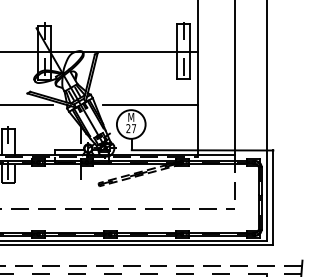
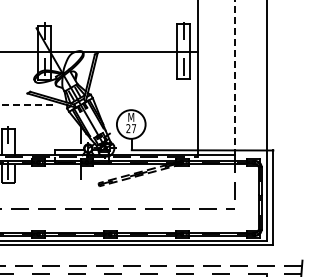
line: solid -> dashed (234, 78)
line: solid -> dashed (26, 104)
line: present -> none (150, 104)
